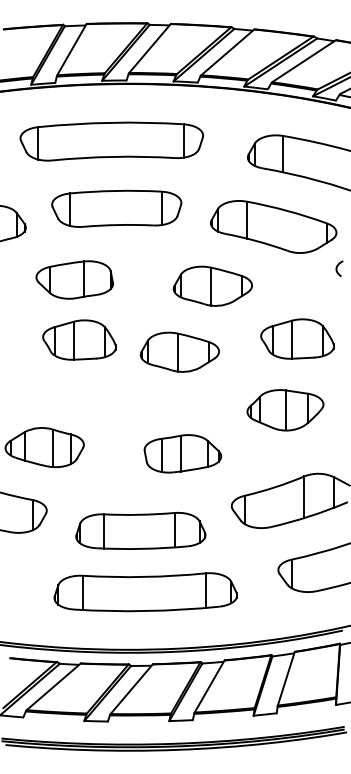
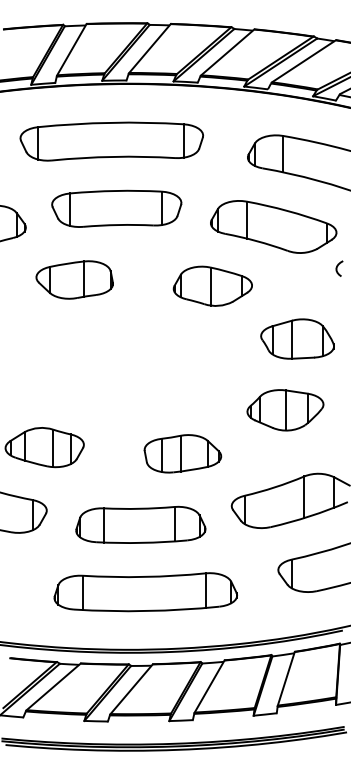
part: present -> none (79, 339)
part: present -> none (179, 351)
part position: (140, 530) -> (140, 524) (140, 524)
